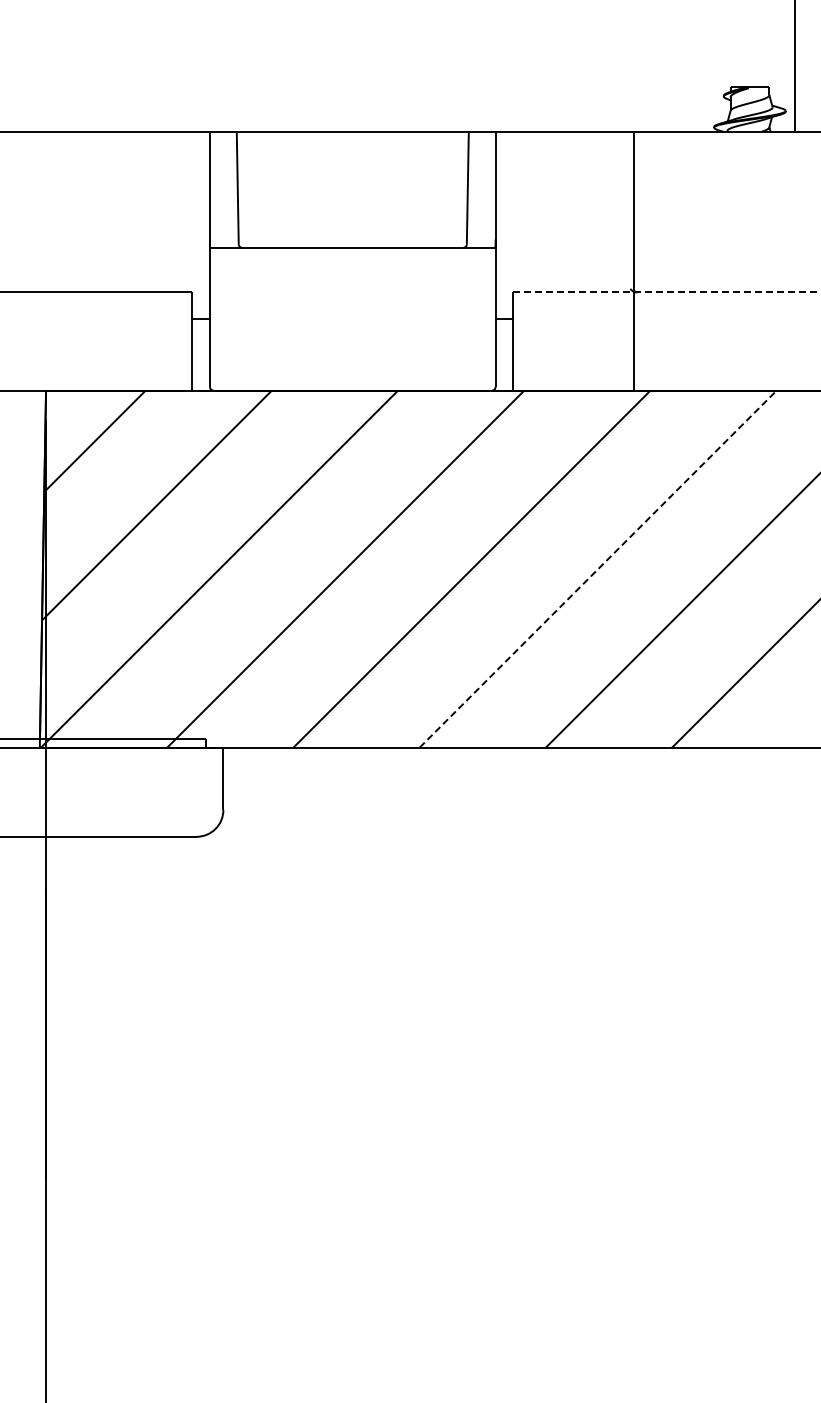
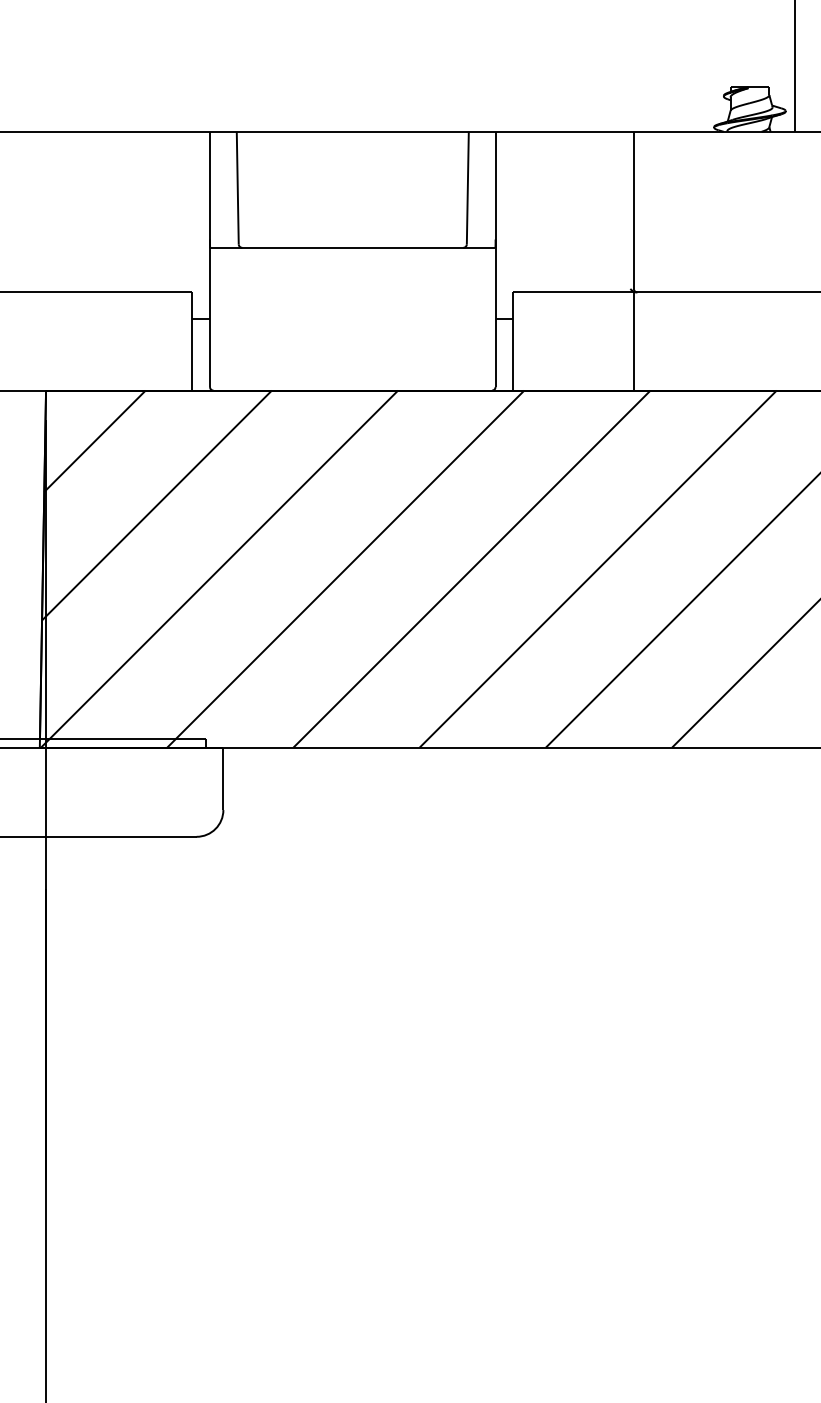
line: dashed -> solid (667, 292)
line: dashed -> solid (598, 568)
